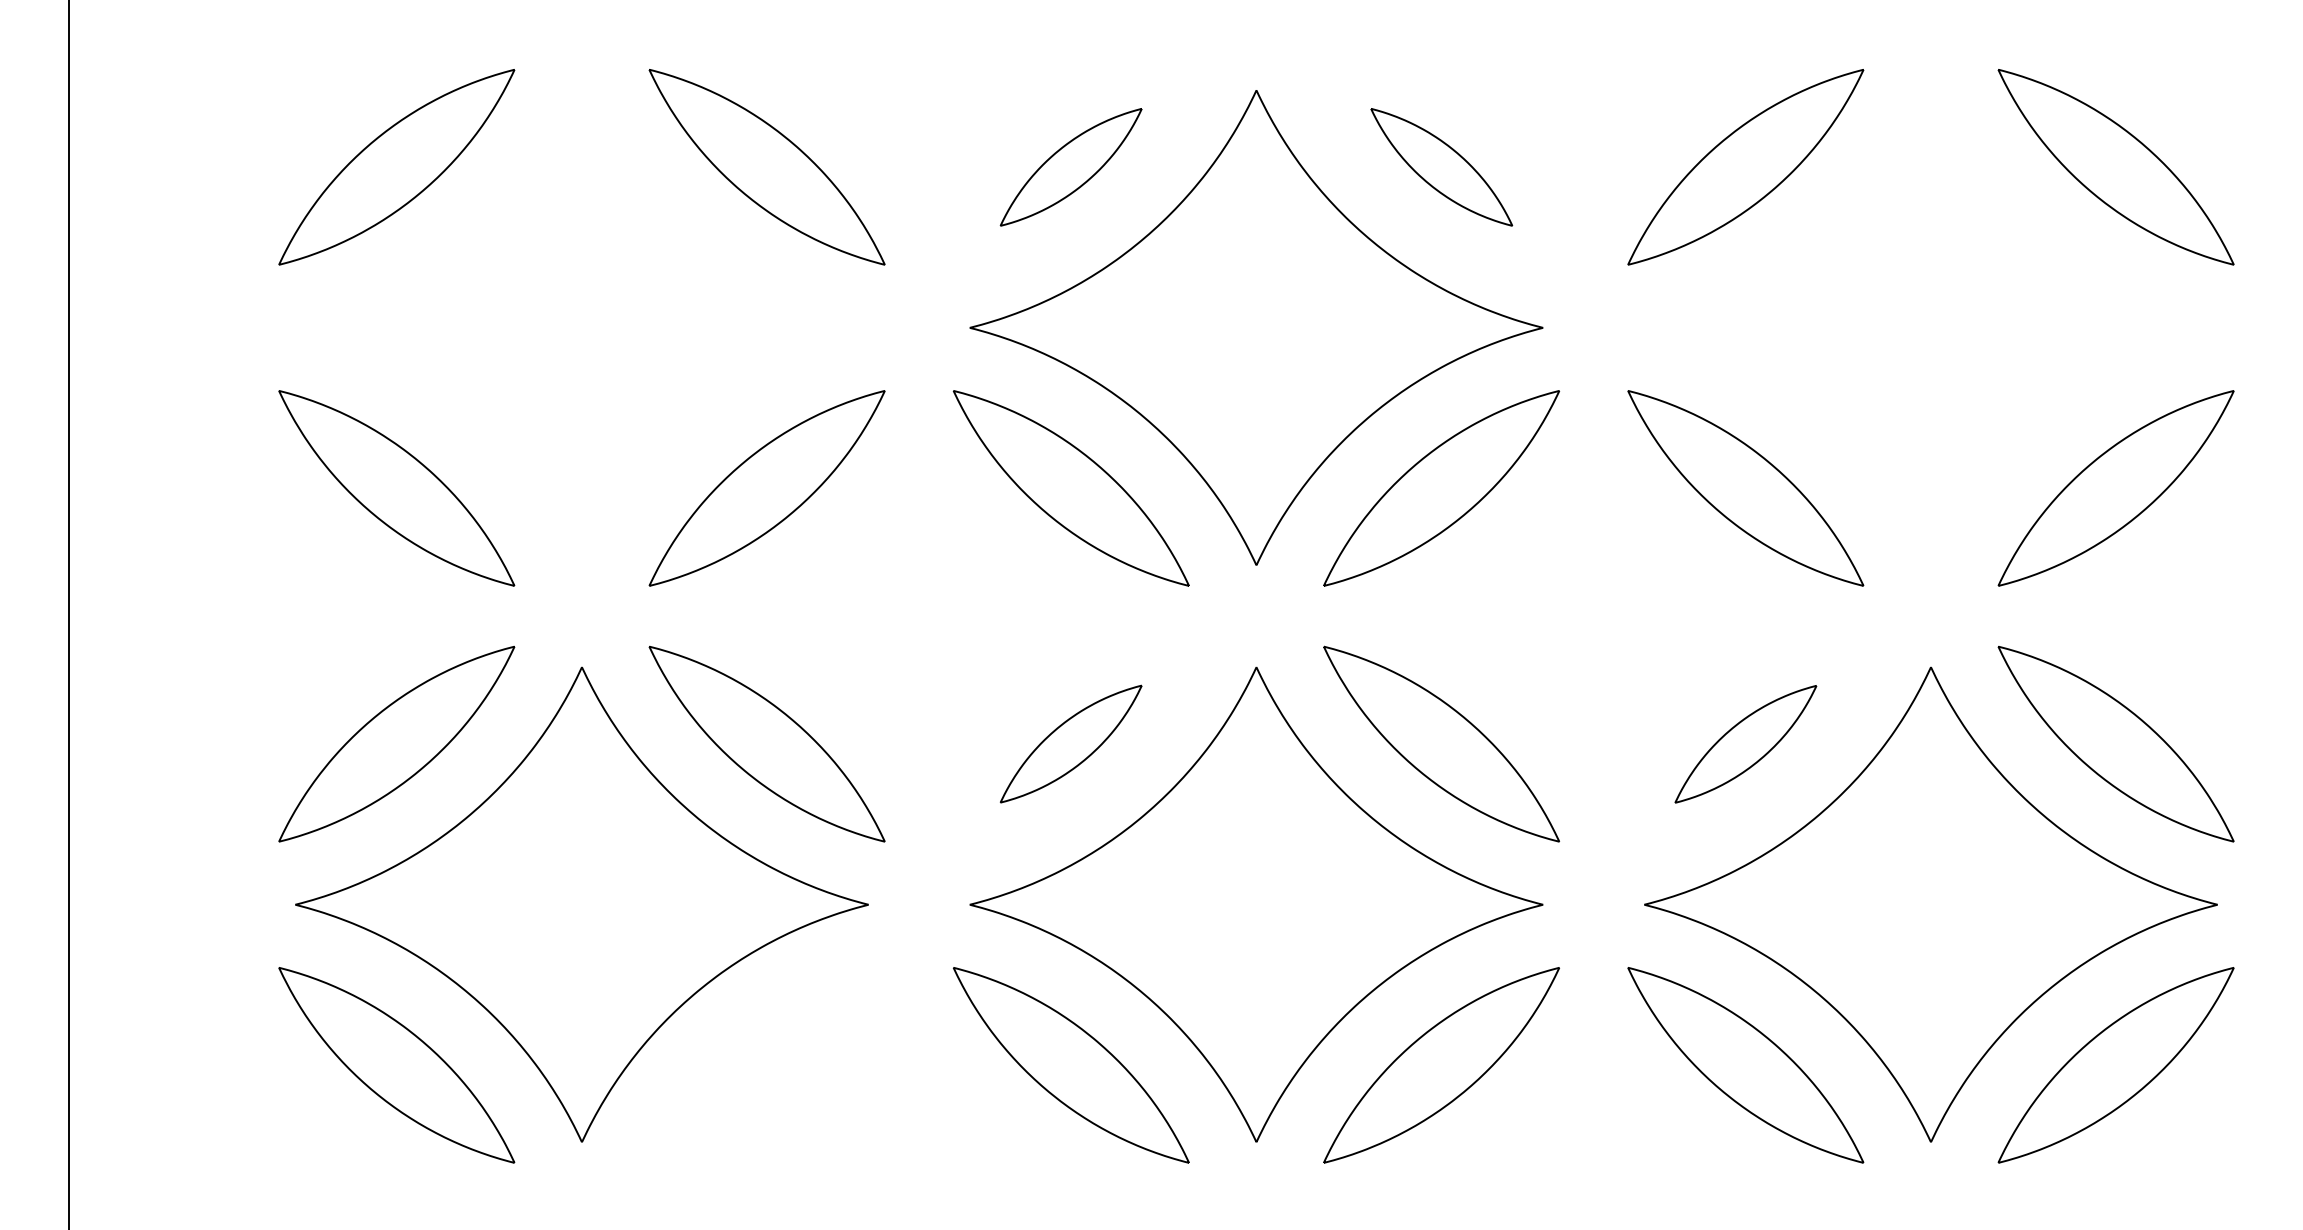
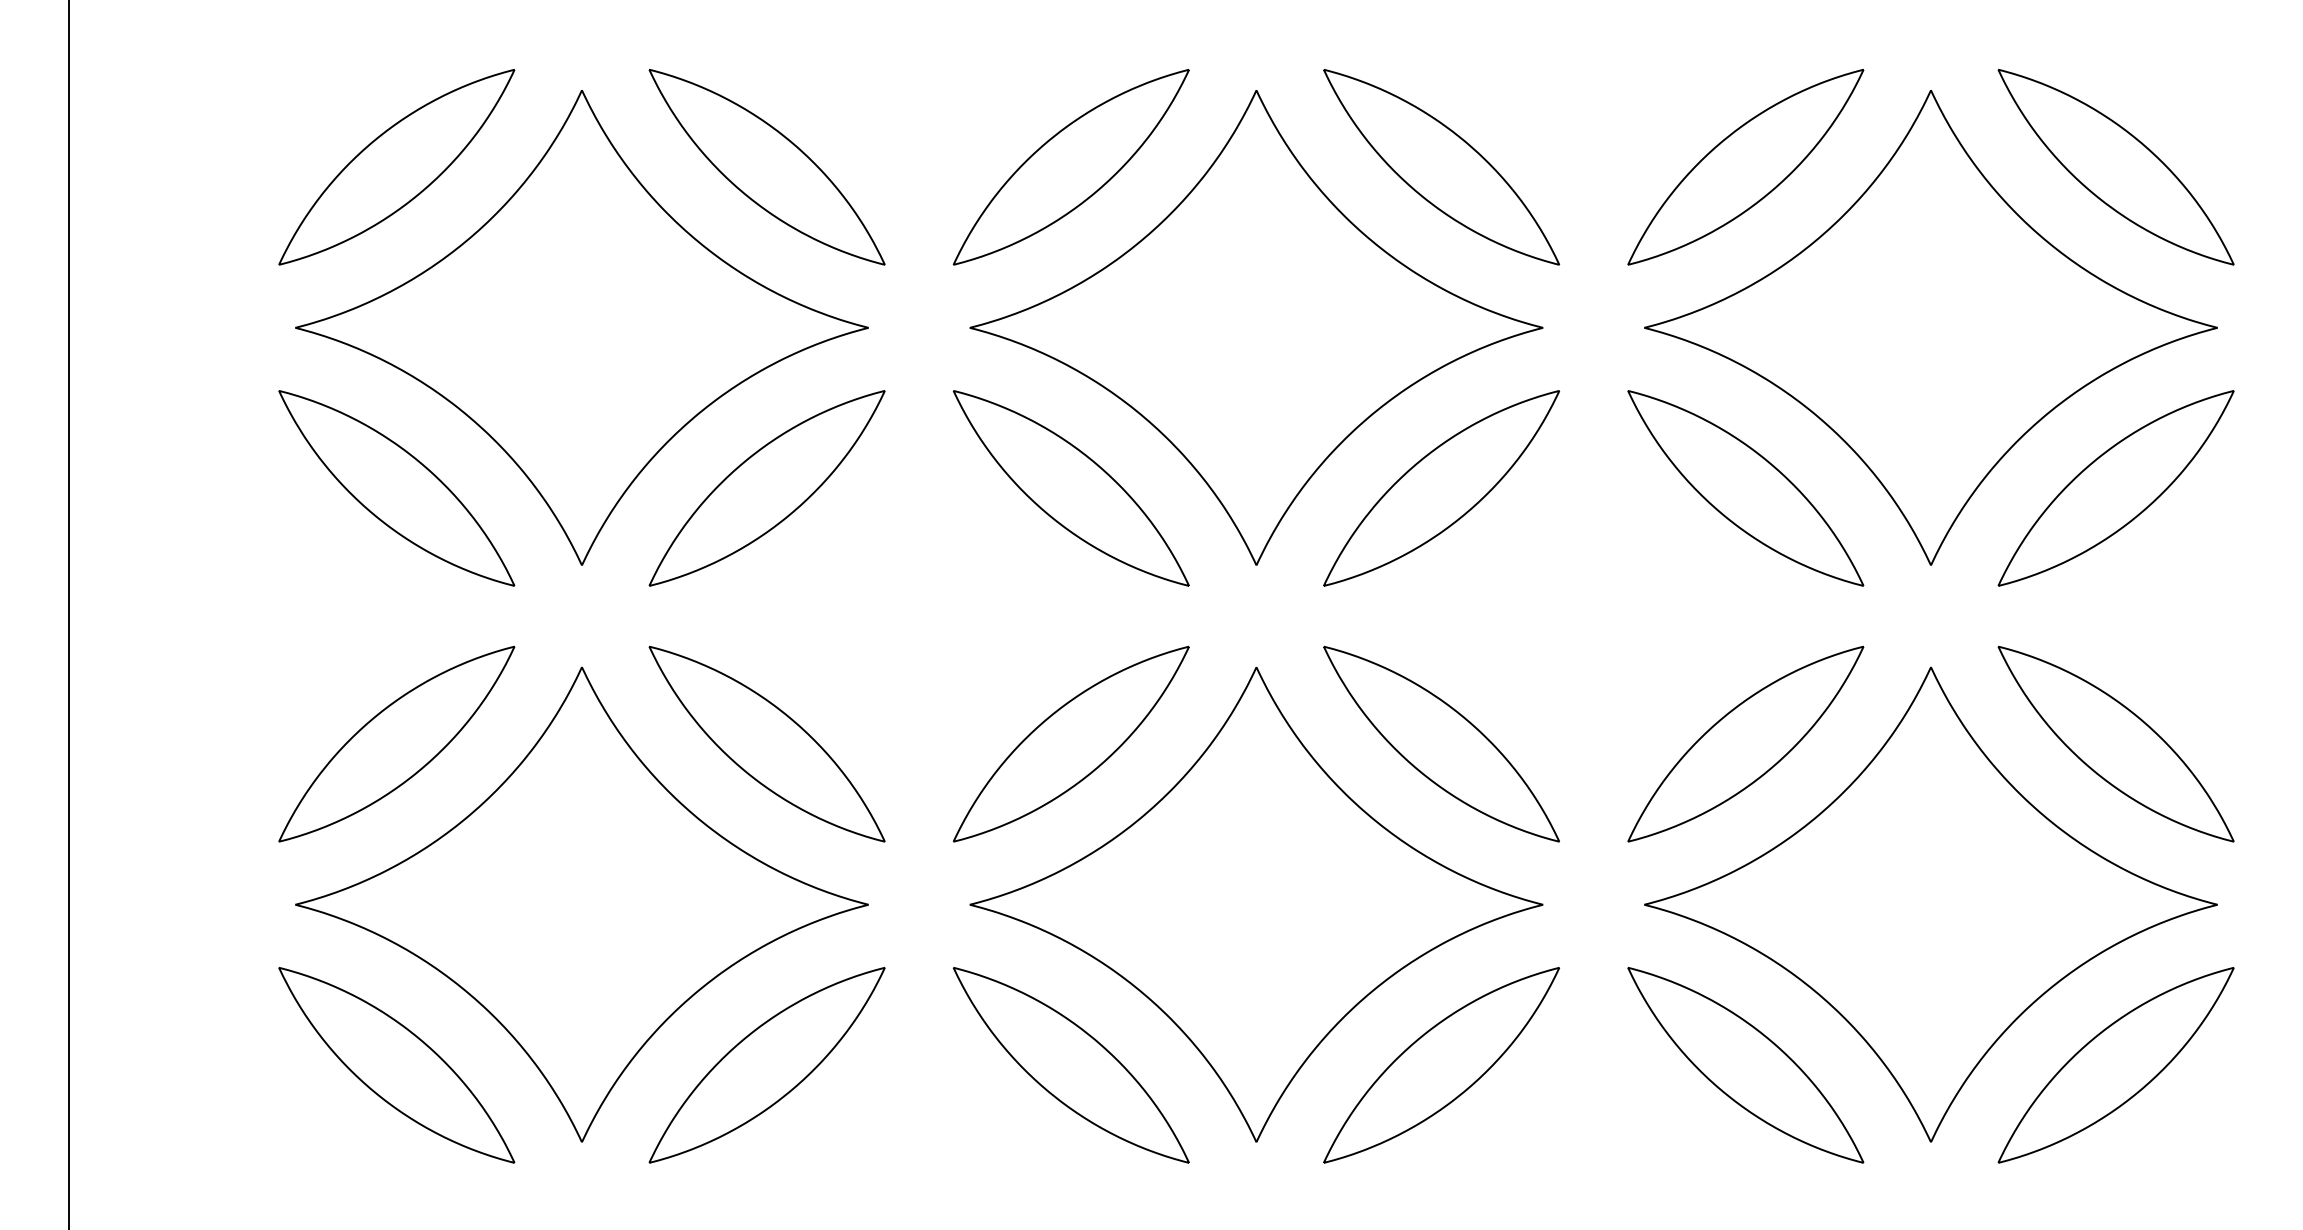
part size: 144x119 px -> 238x197 px (1070, 167)
part size: 144x119 px -> 238x197 px (1441, 167)
part: none -> present (581, 327)
part: none -> present (1930, 327)
part size: 144x120 px -> 238x198 px (1070, 743)
part size: 144x119 px -> 238x197 px (1745, 744)
part: none -> present (766, 1065)
